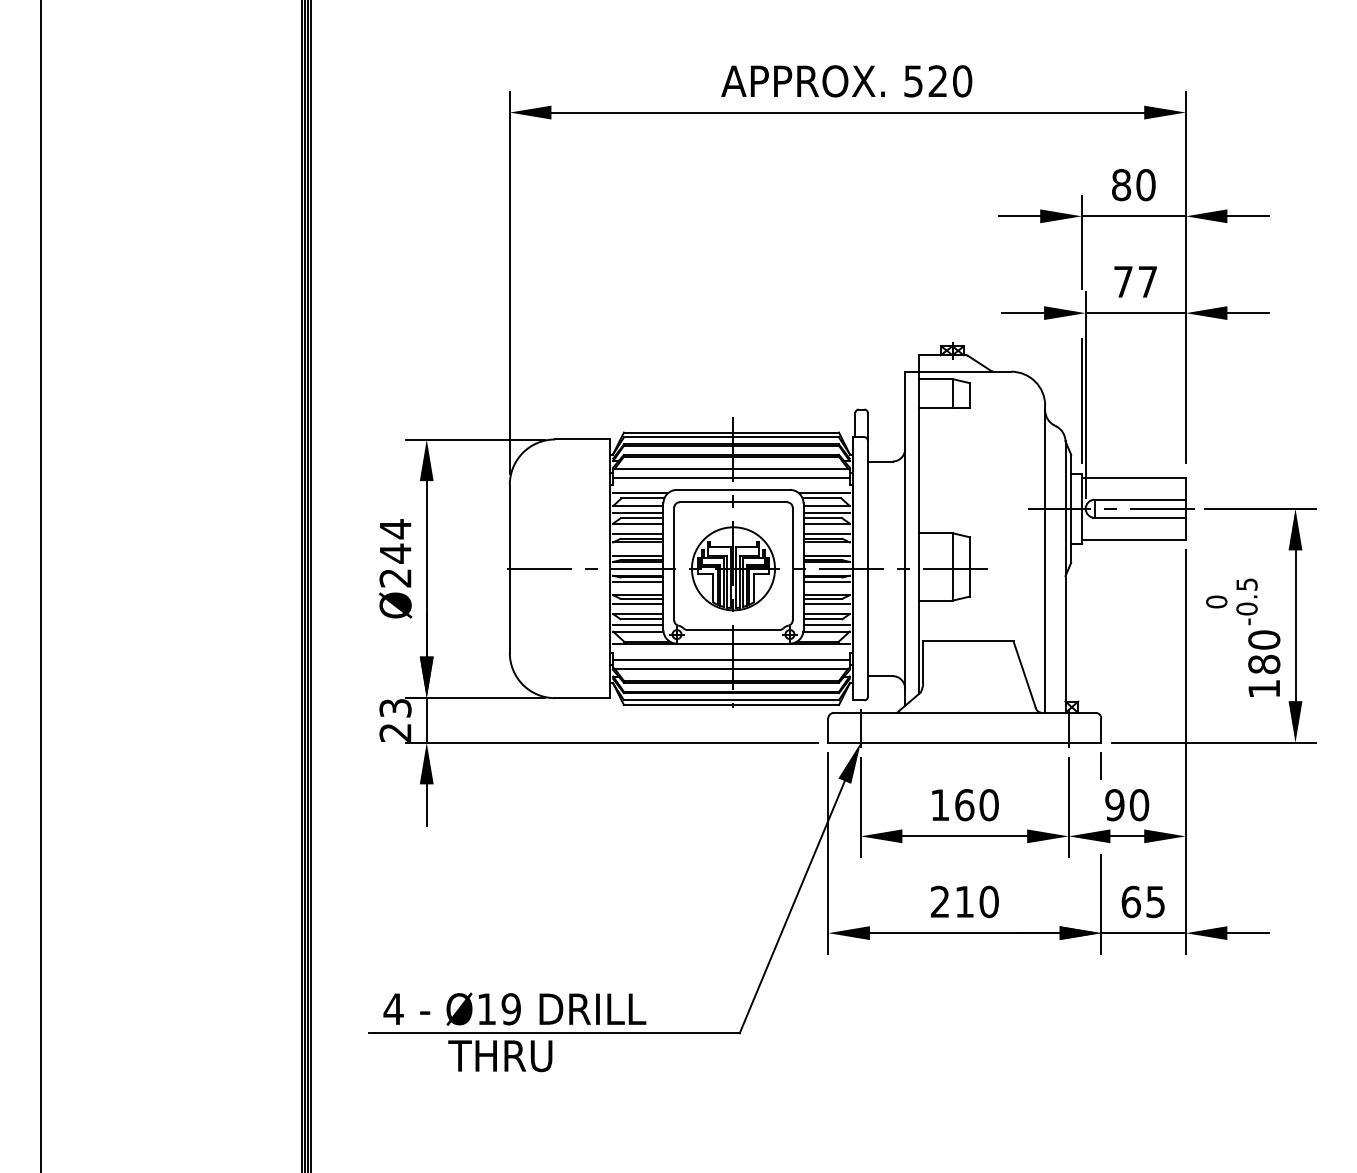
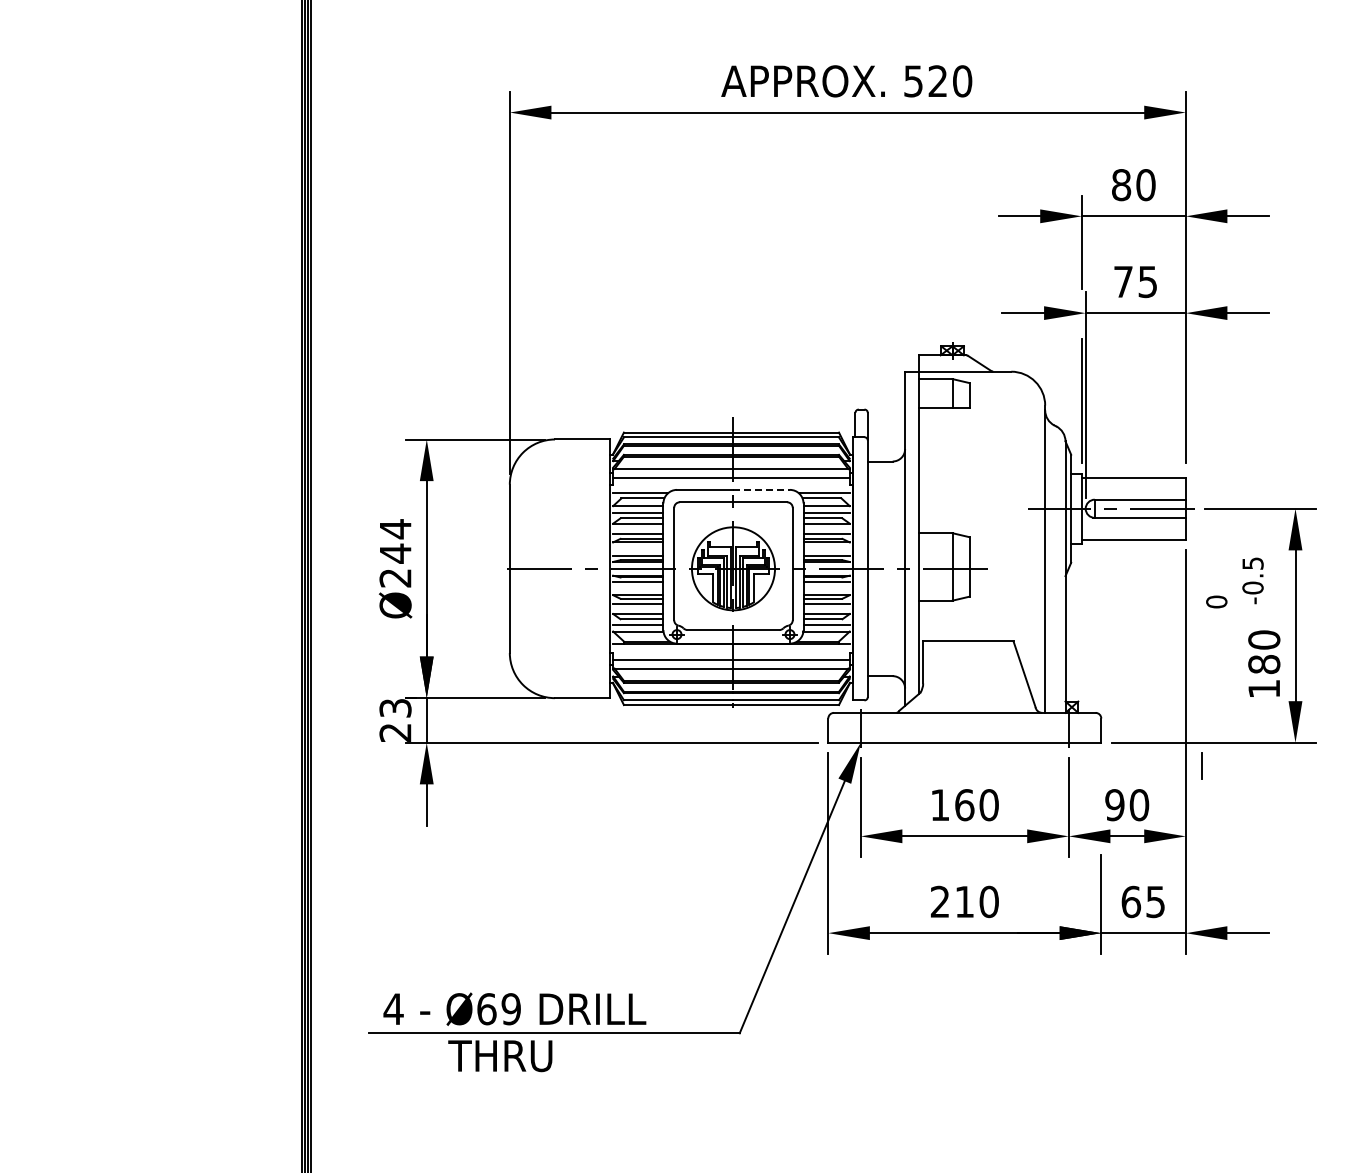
text: 77 -> 75 (1147, 282)
line: solid -> dashed (762, 489)
line: present -> none (40, 585)
text position: (1246, 601) -> (1252, 580) (1252, 580)
line position: (1100, 765) -> (1201, 765) (1201, 765)
text: Ø19 -> Ø69 (486, 1009)
